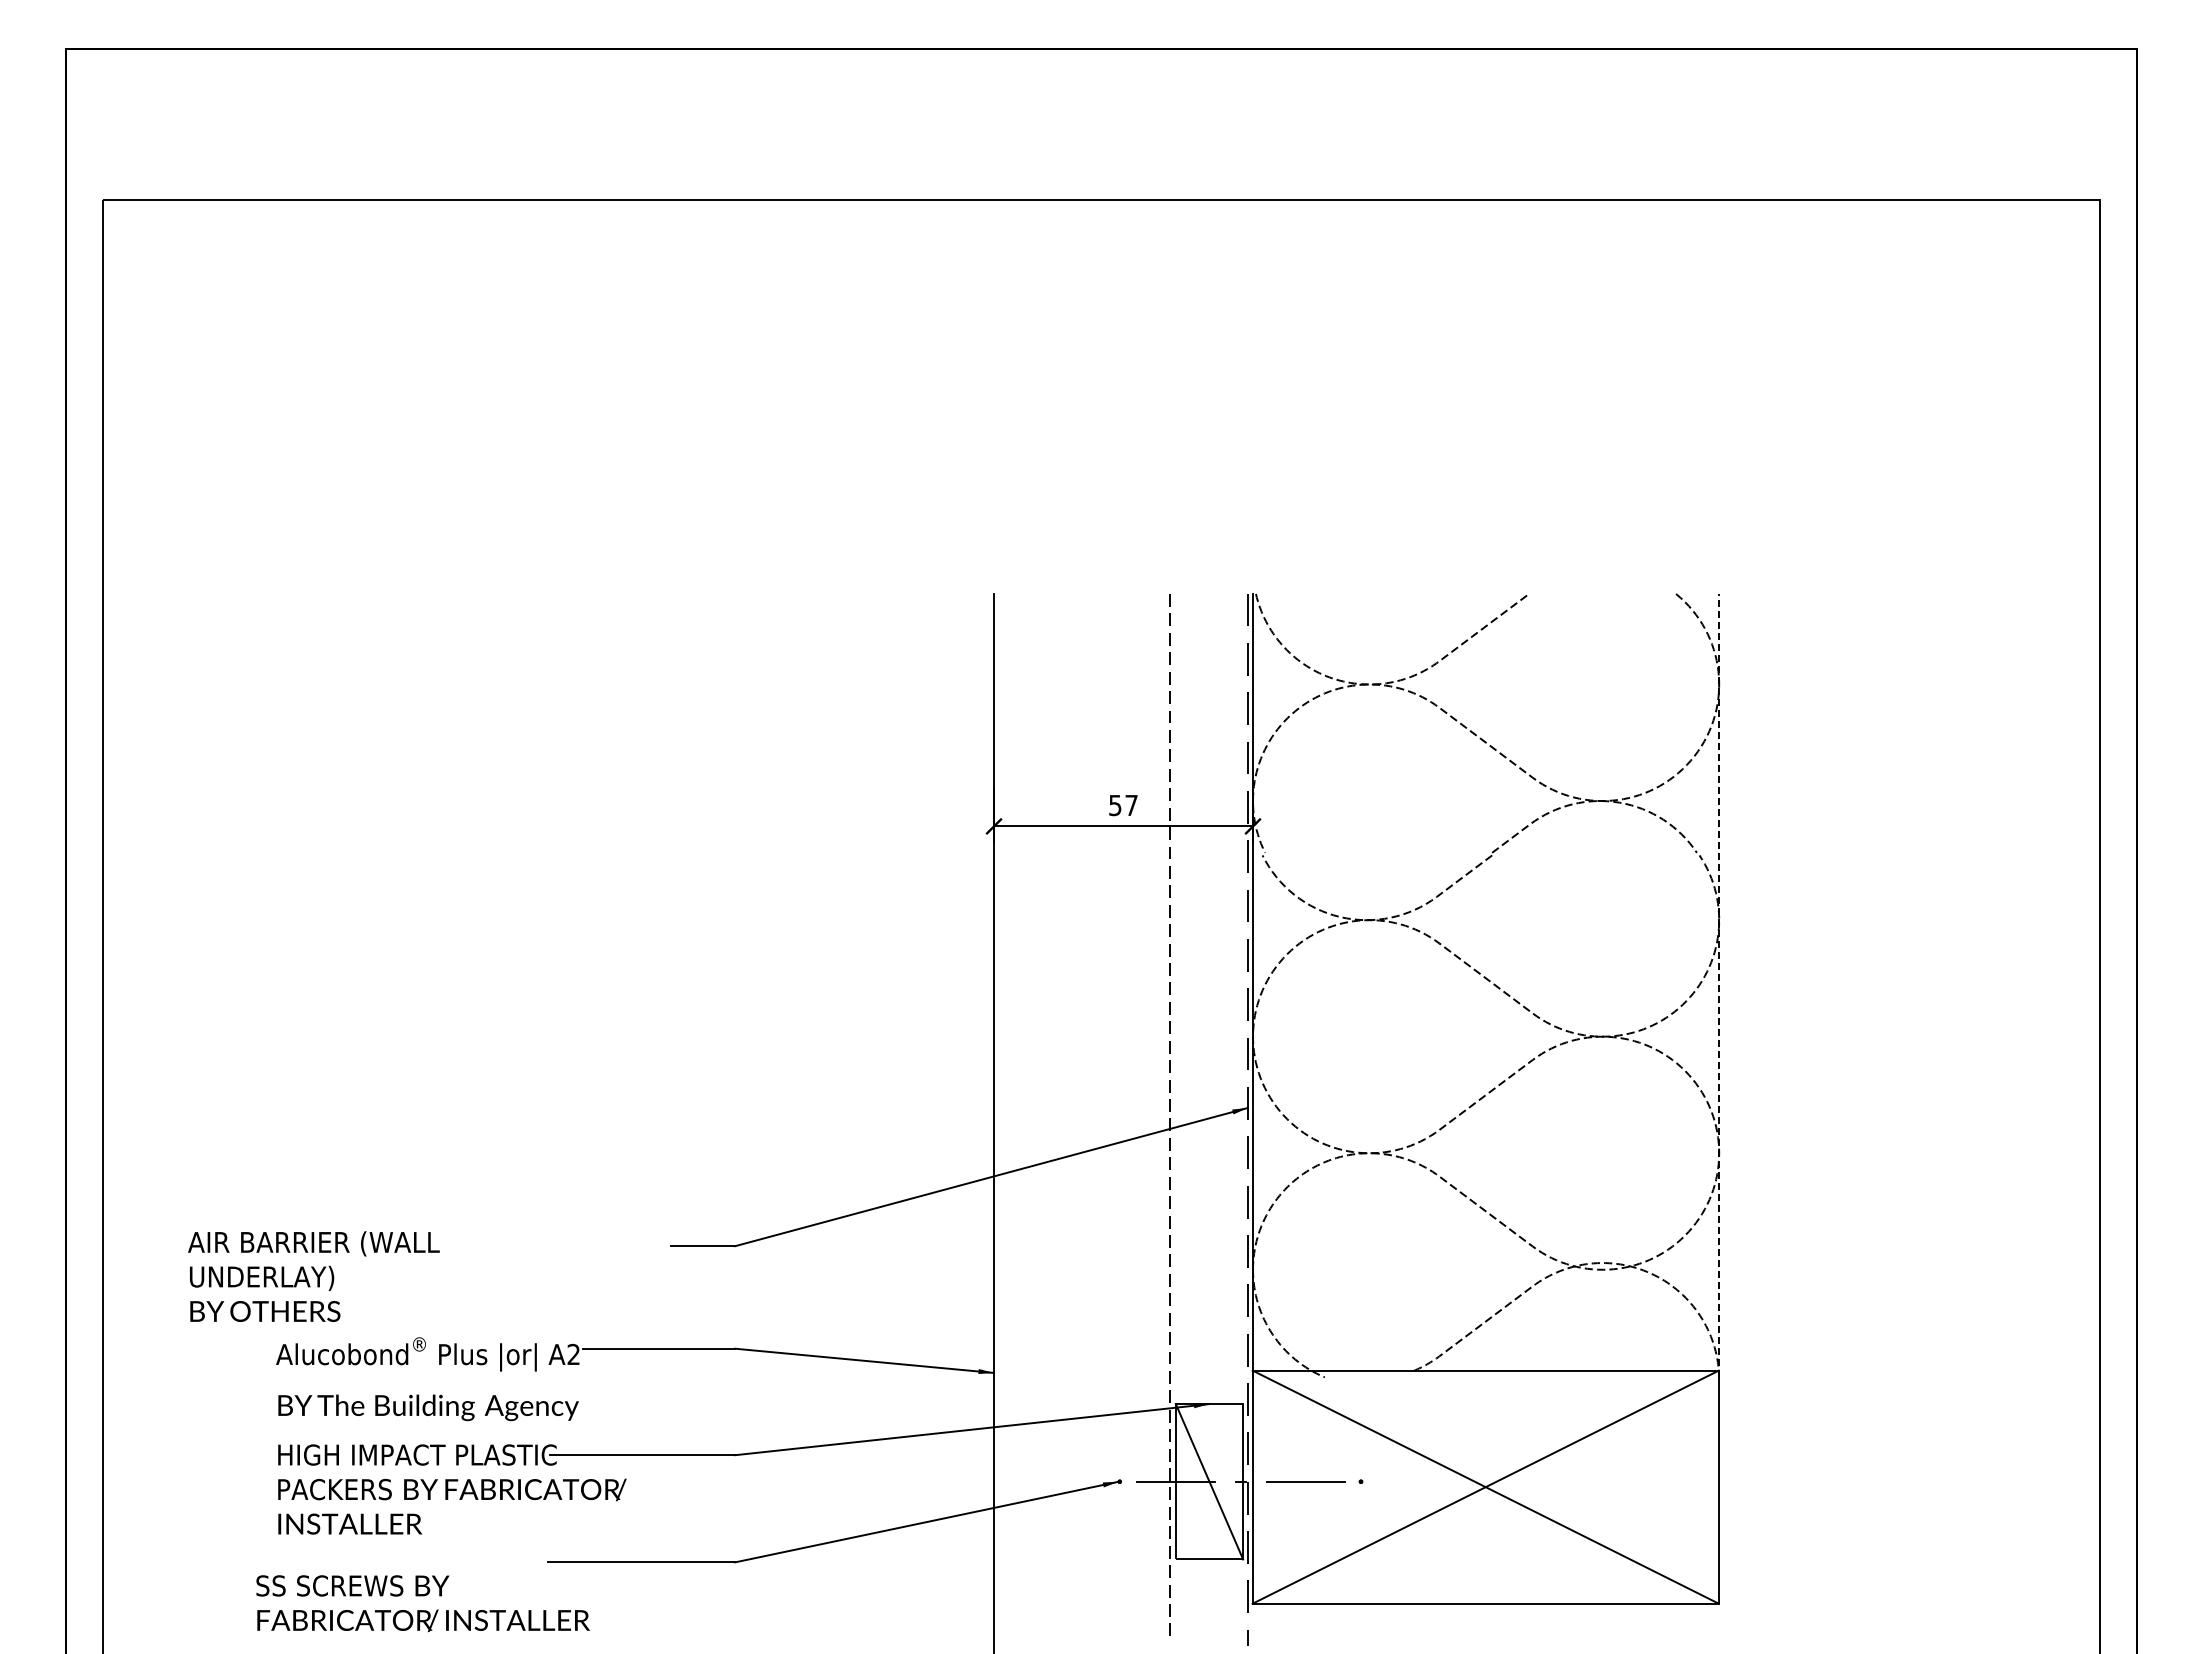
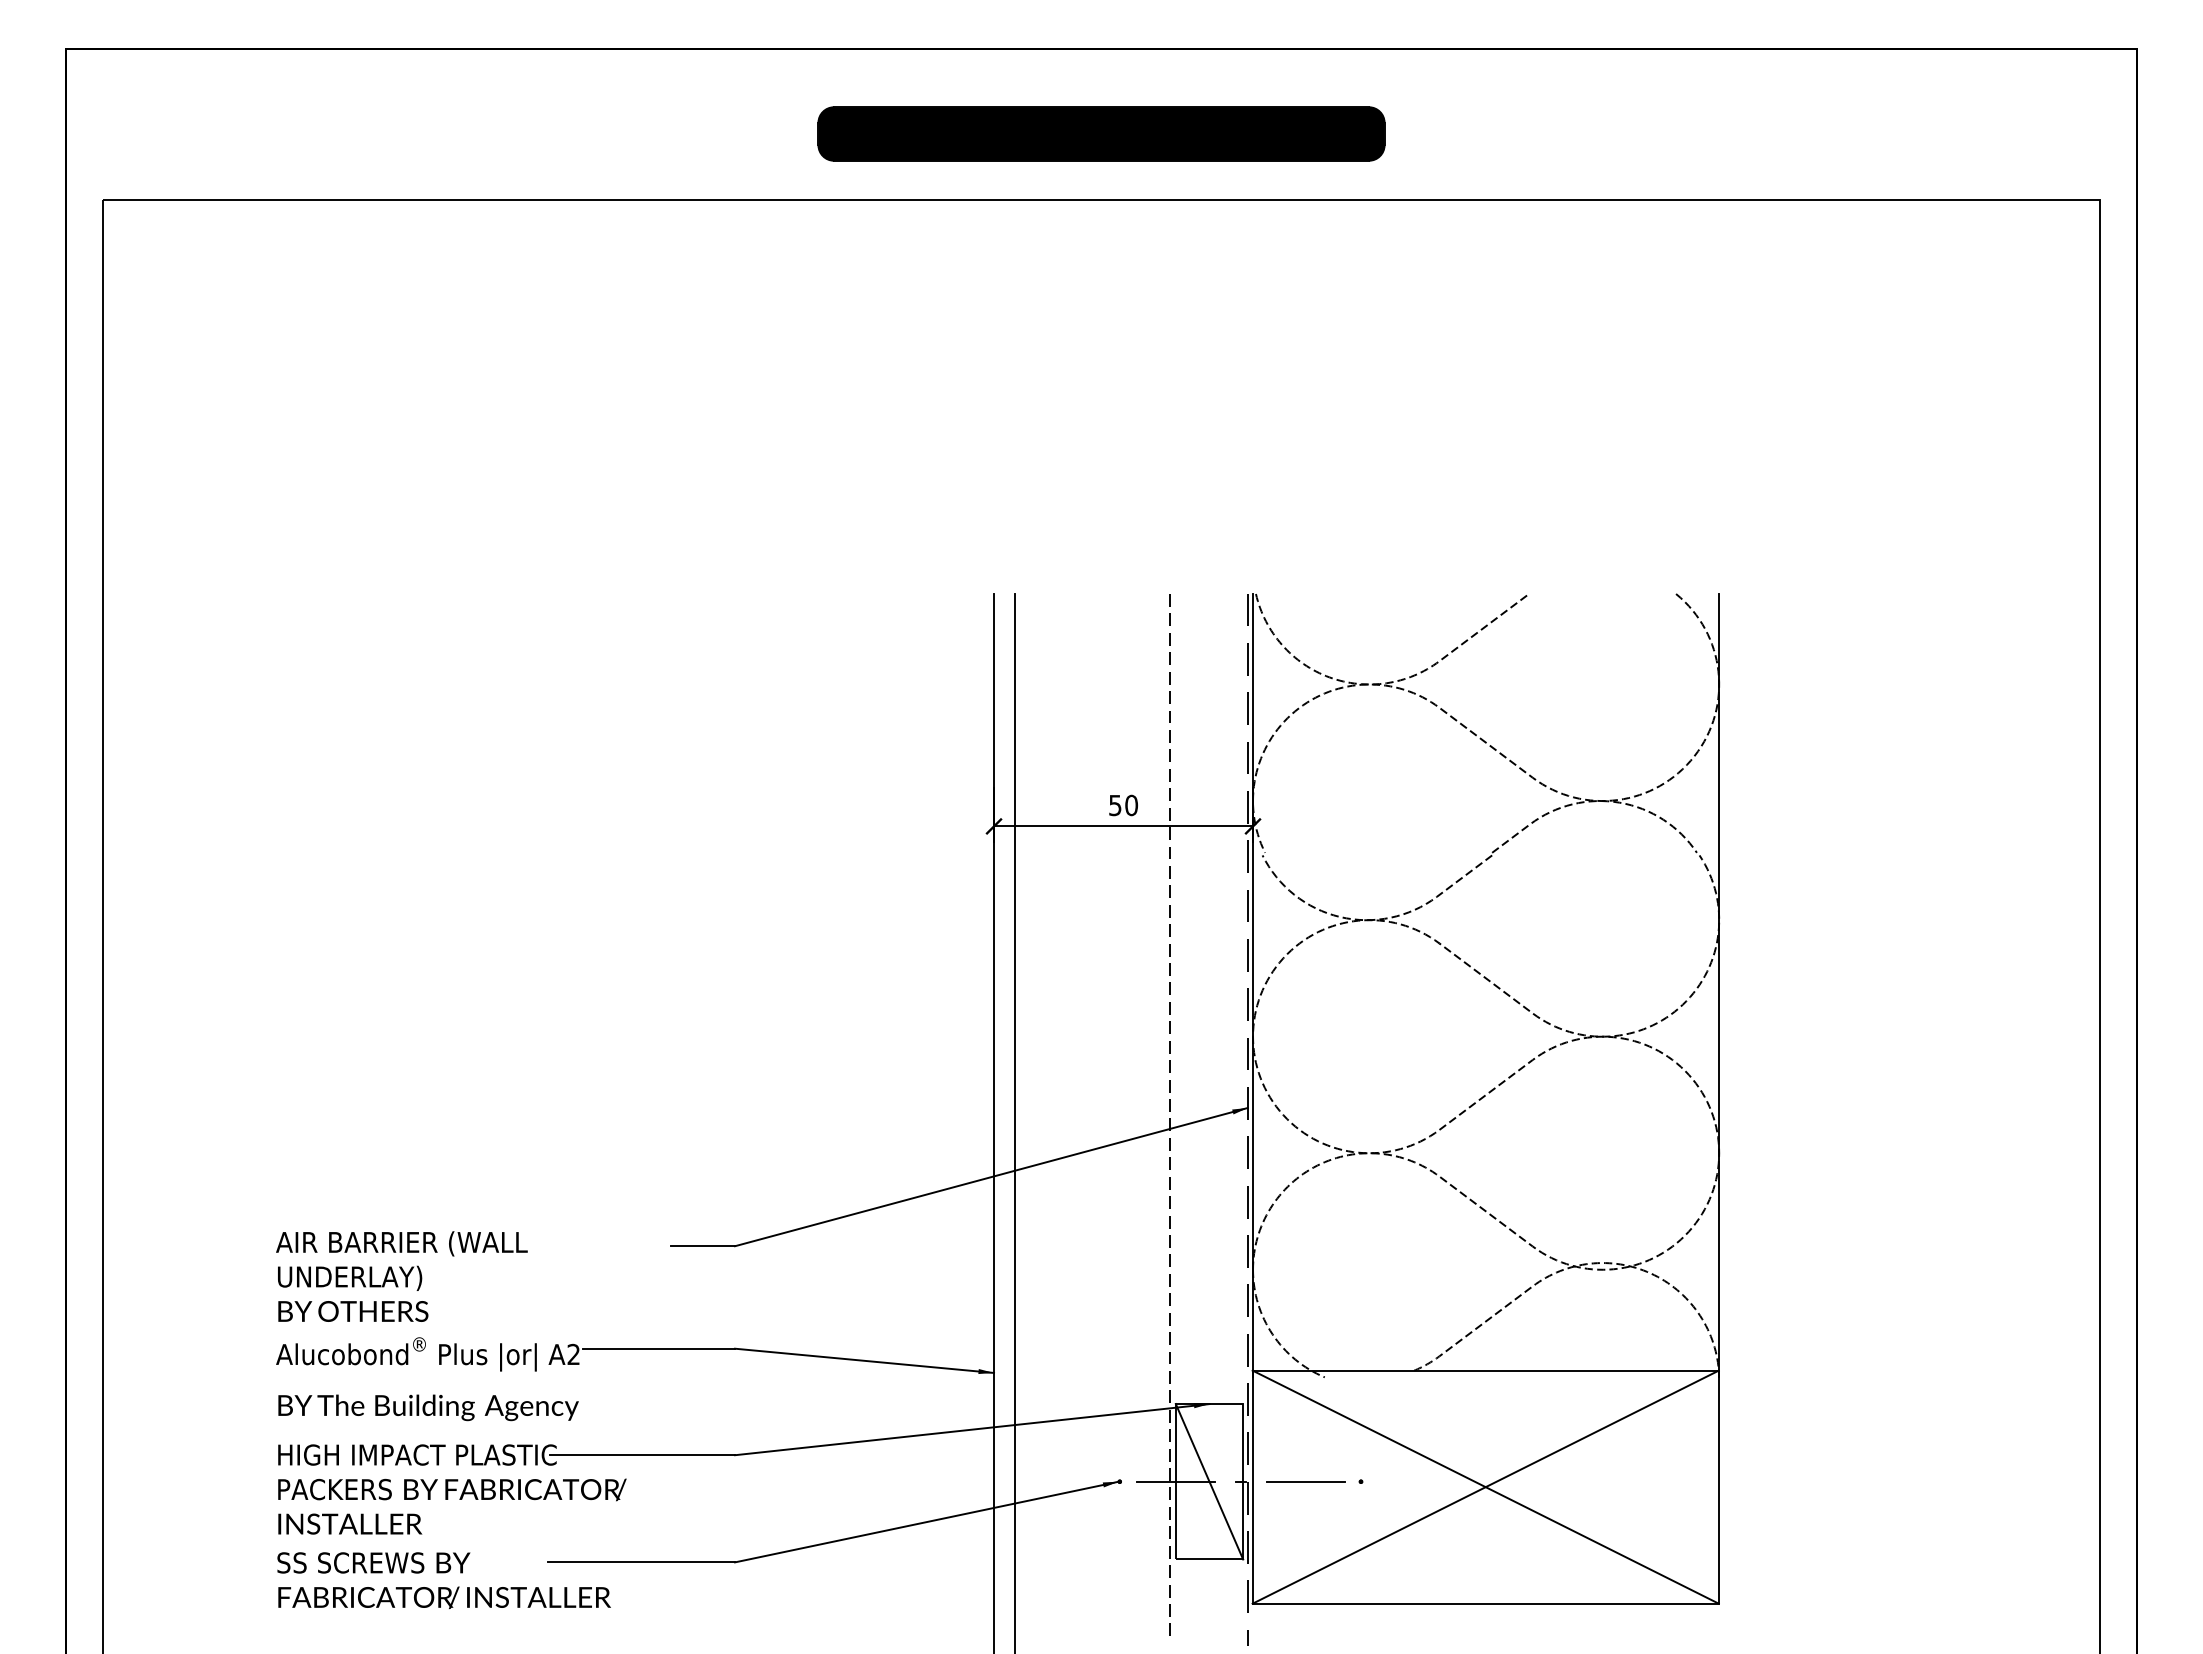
part: none -> present (1101, 133)
text: 57 -> 50 (1131, 805)
line: dashed -> solid (1719, 985)
line: none -> present (1014, 1122)
text position: (313, 1276) -> (401, 1276) (401, 1276)
text position: (422, 1603) -> (443, 1580) (443, 1580)
